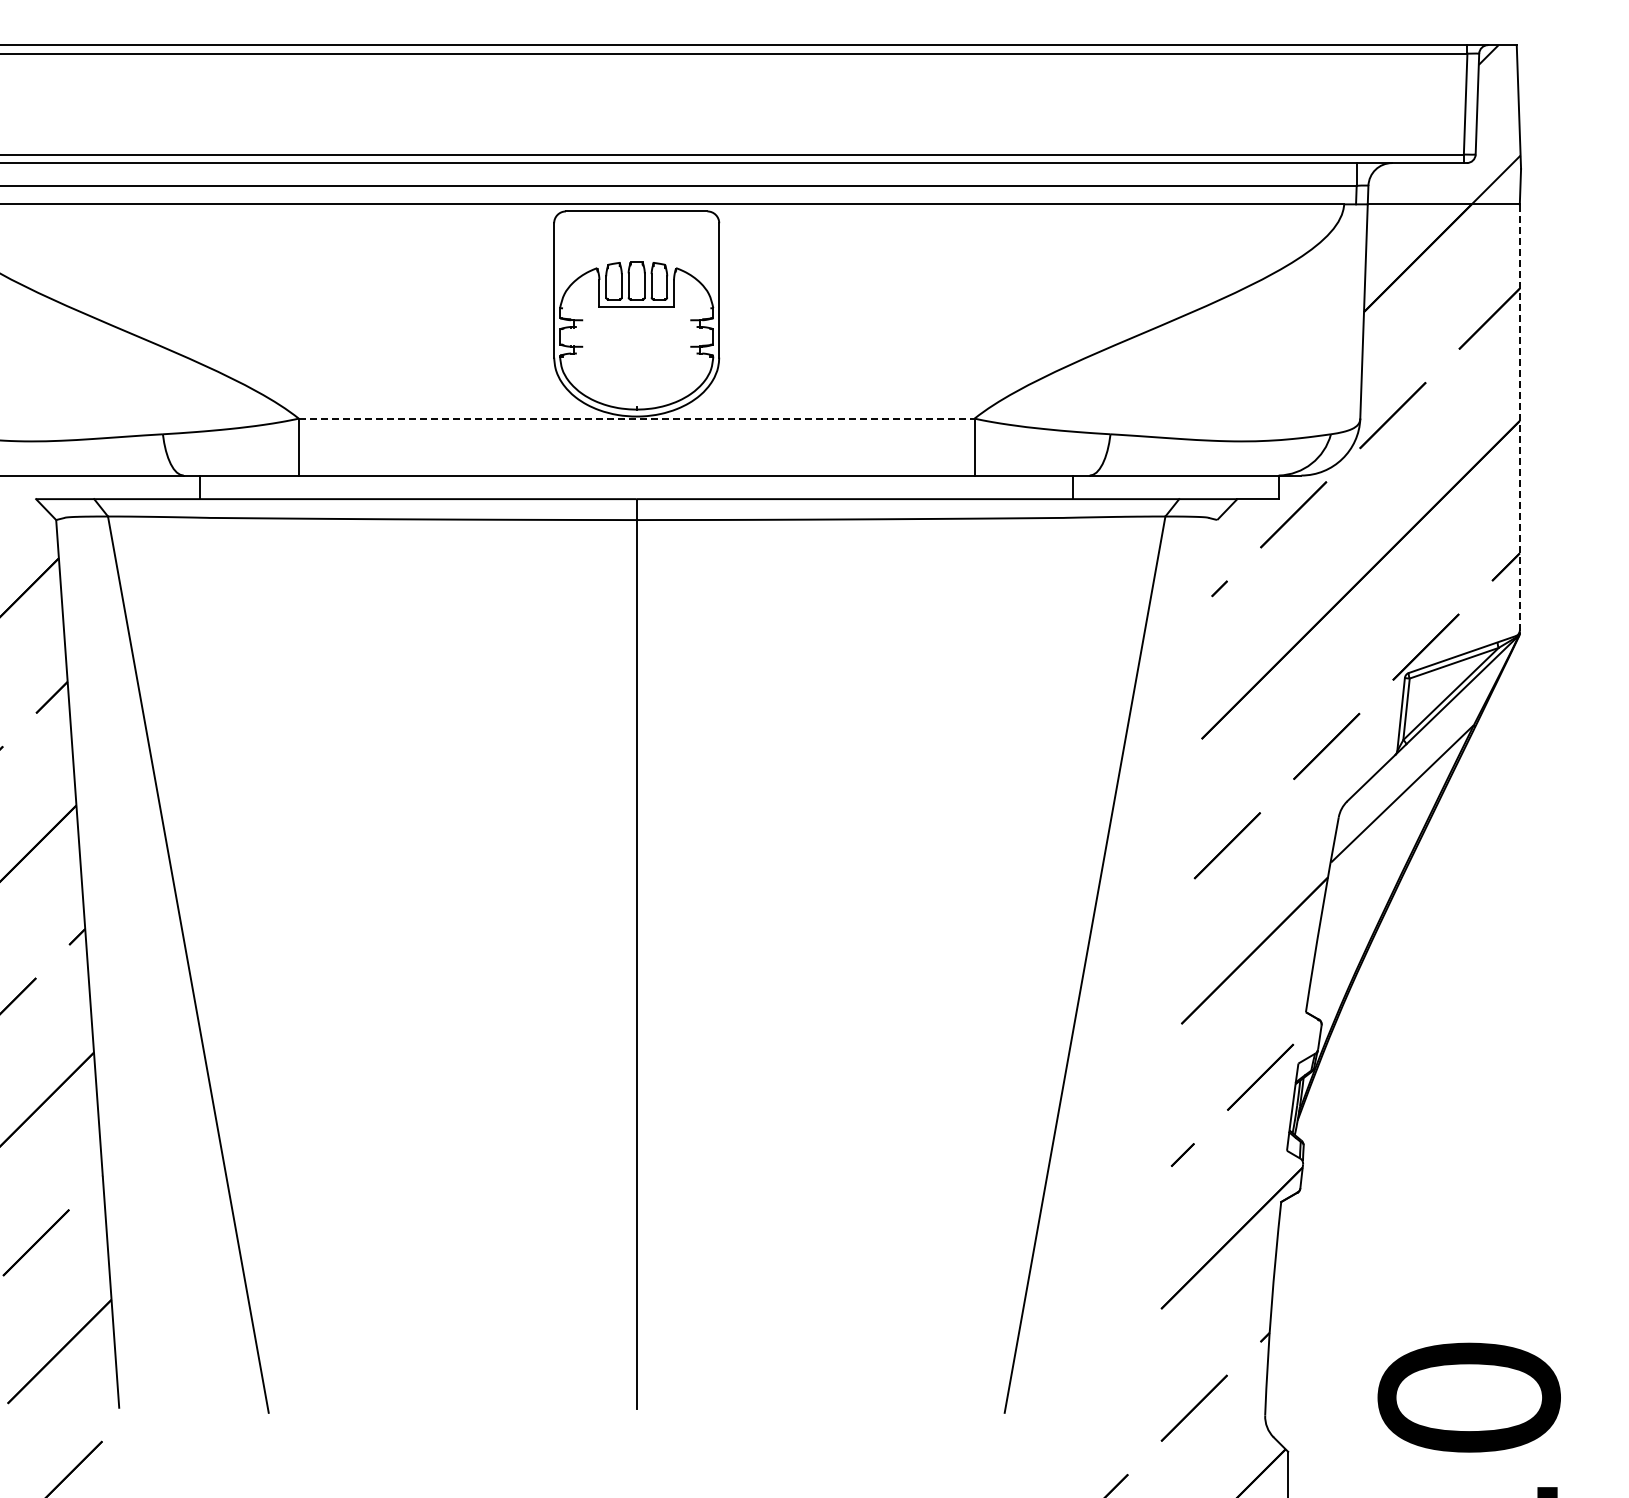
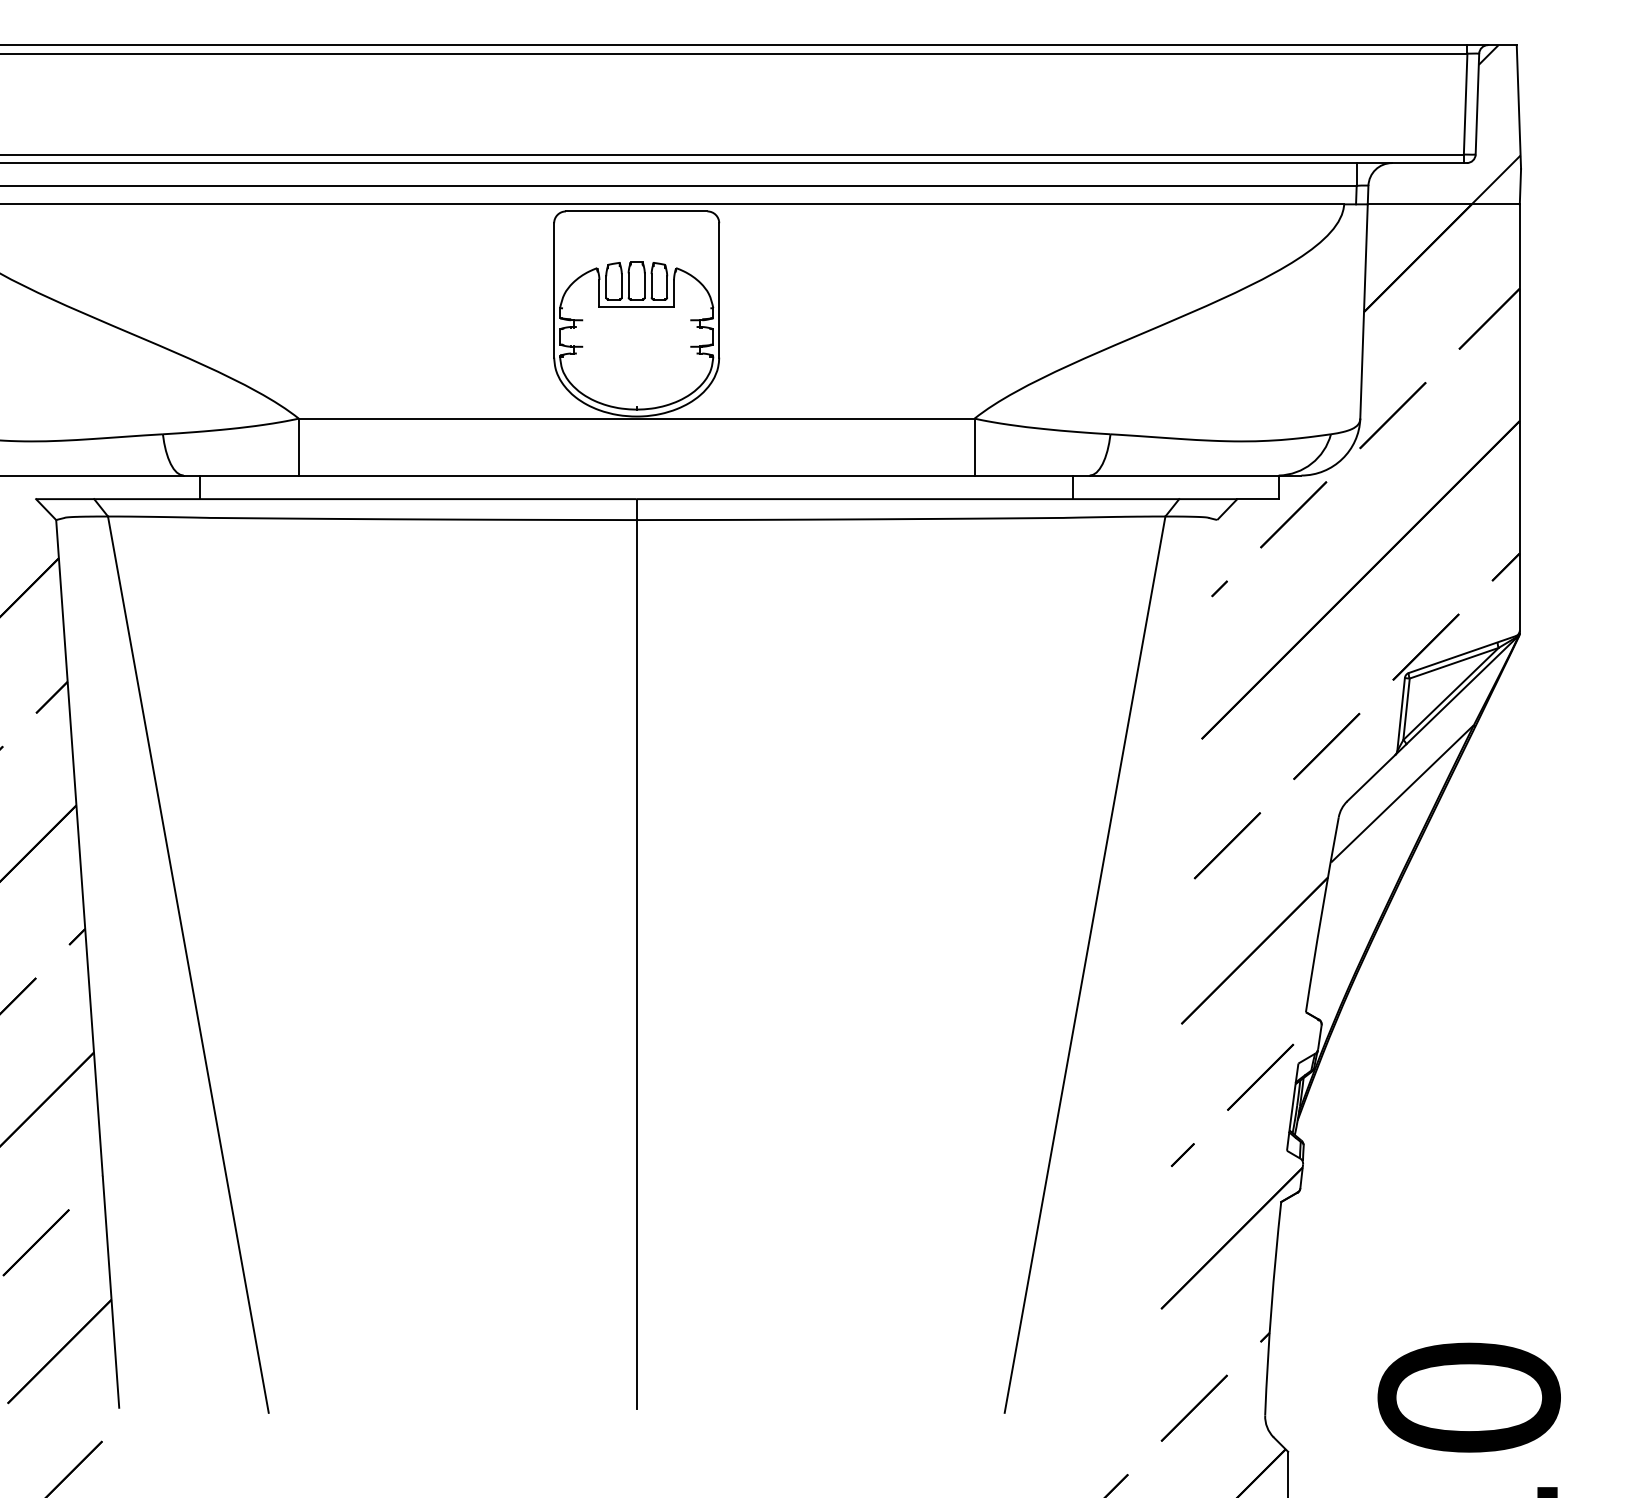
line: dashed -> solid (1519, 416)
line: dashed -> solid (636, 418)
